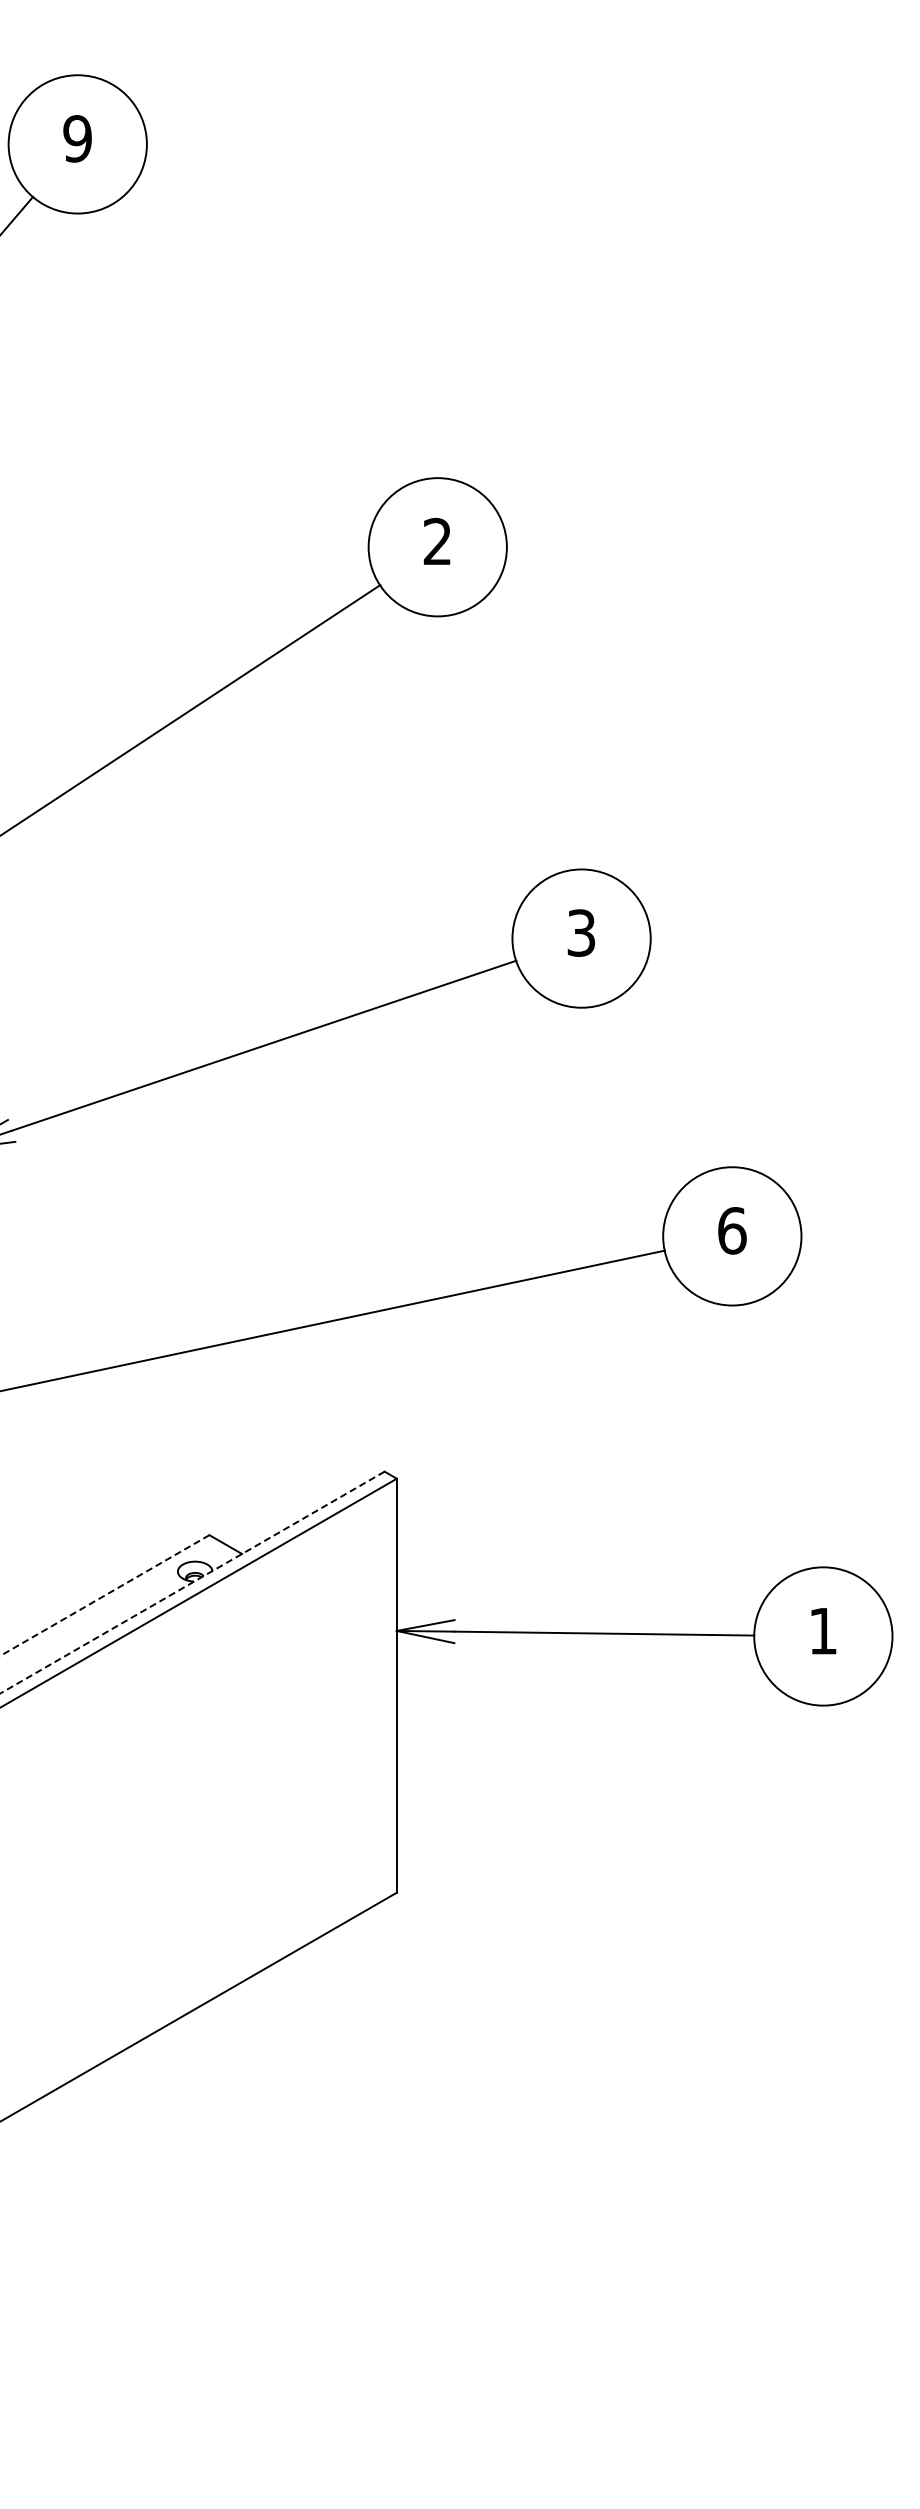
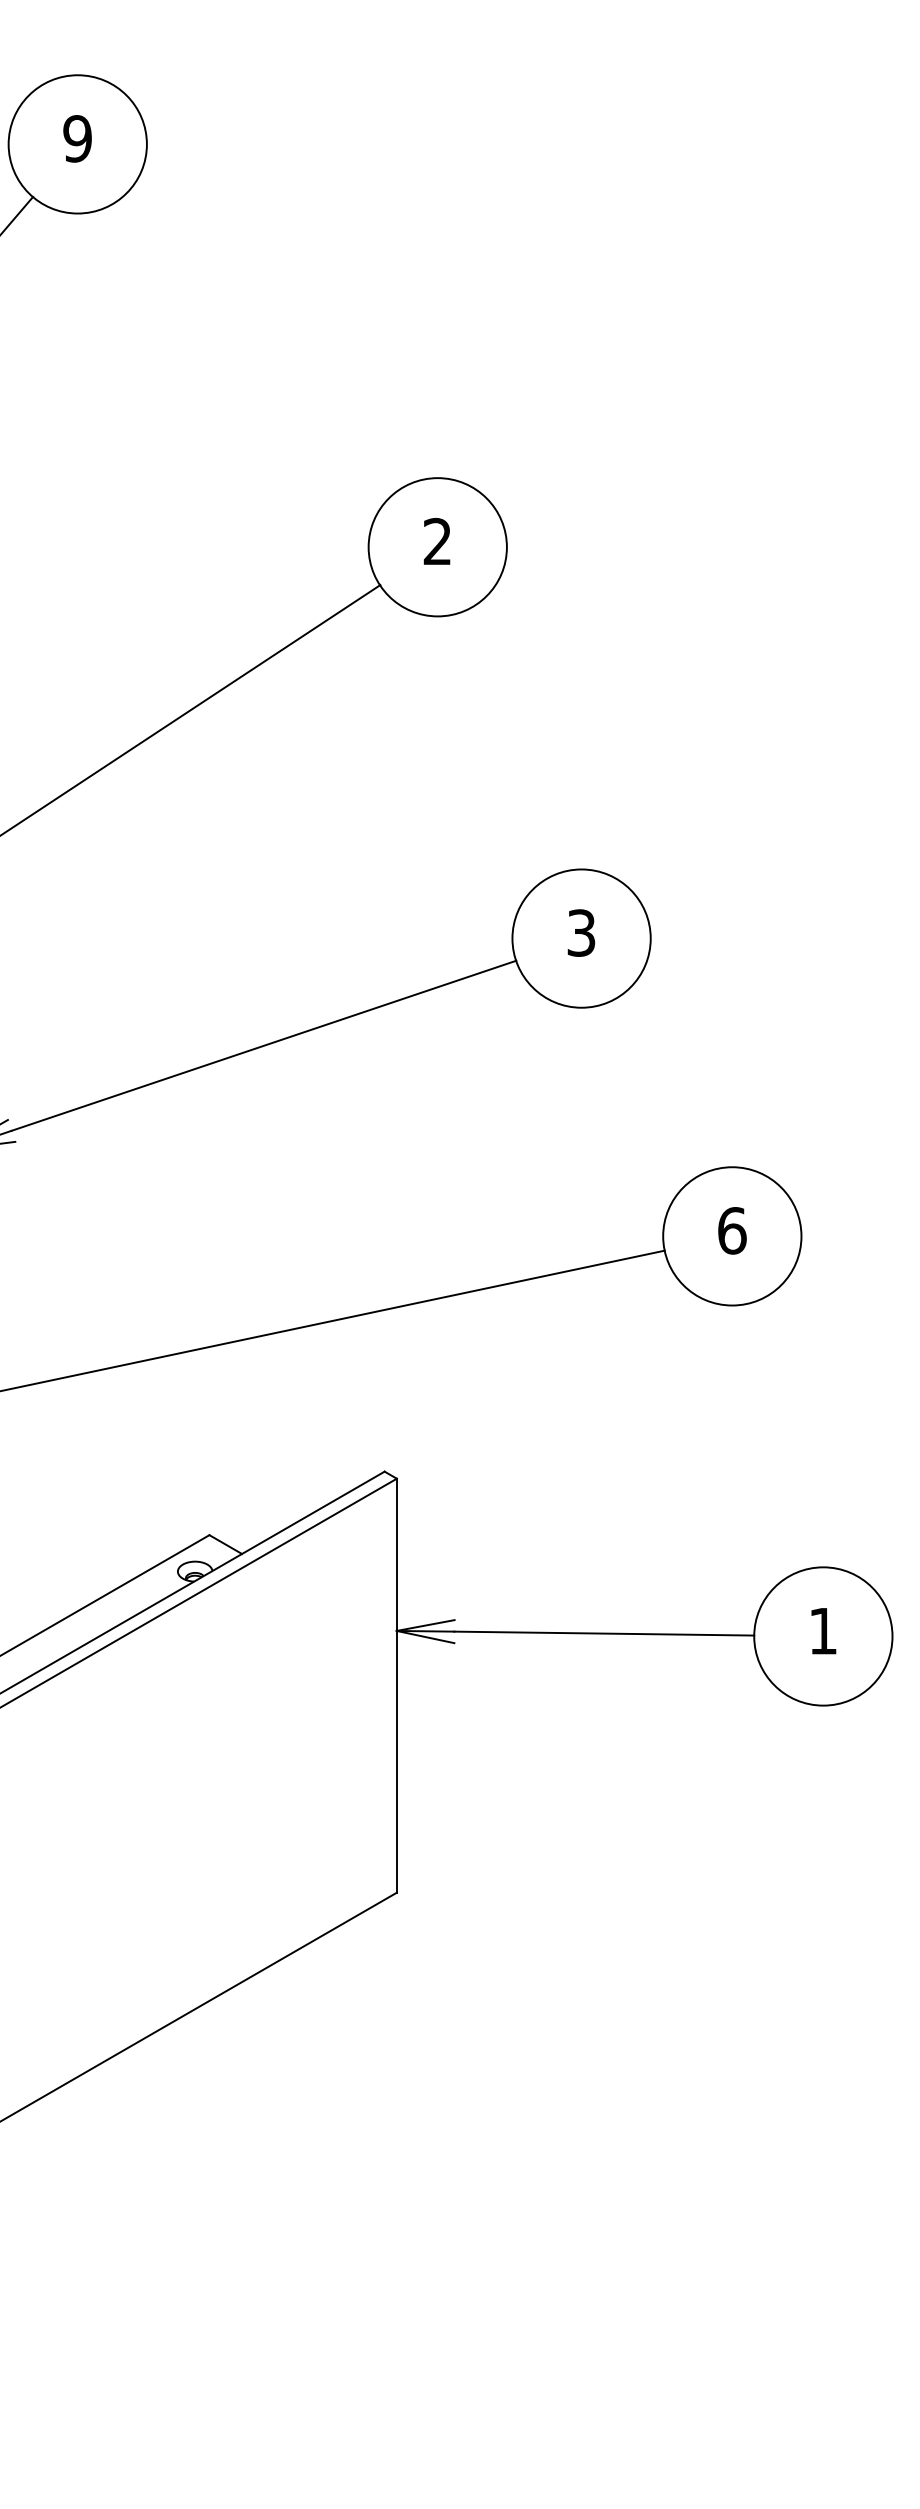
line: dashed -> solid (192, 1582)
line: dashed -> solid (104, 1595)
